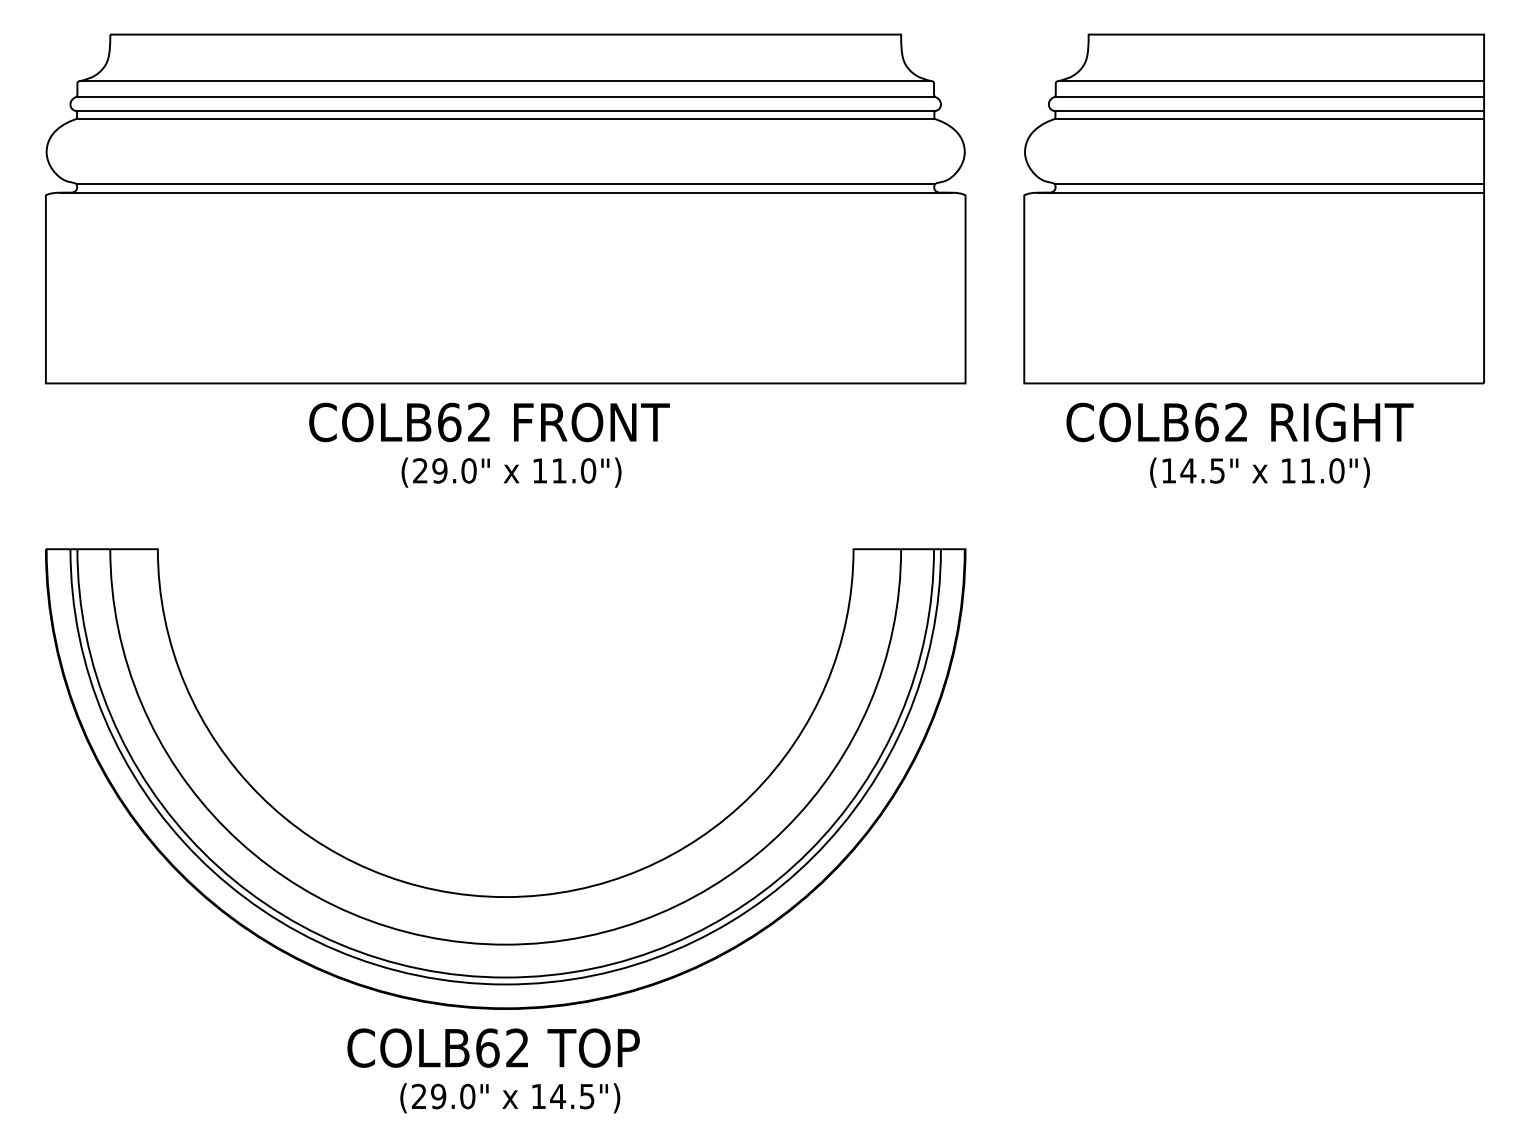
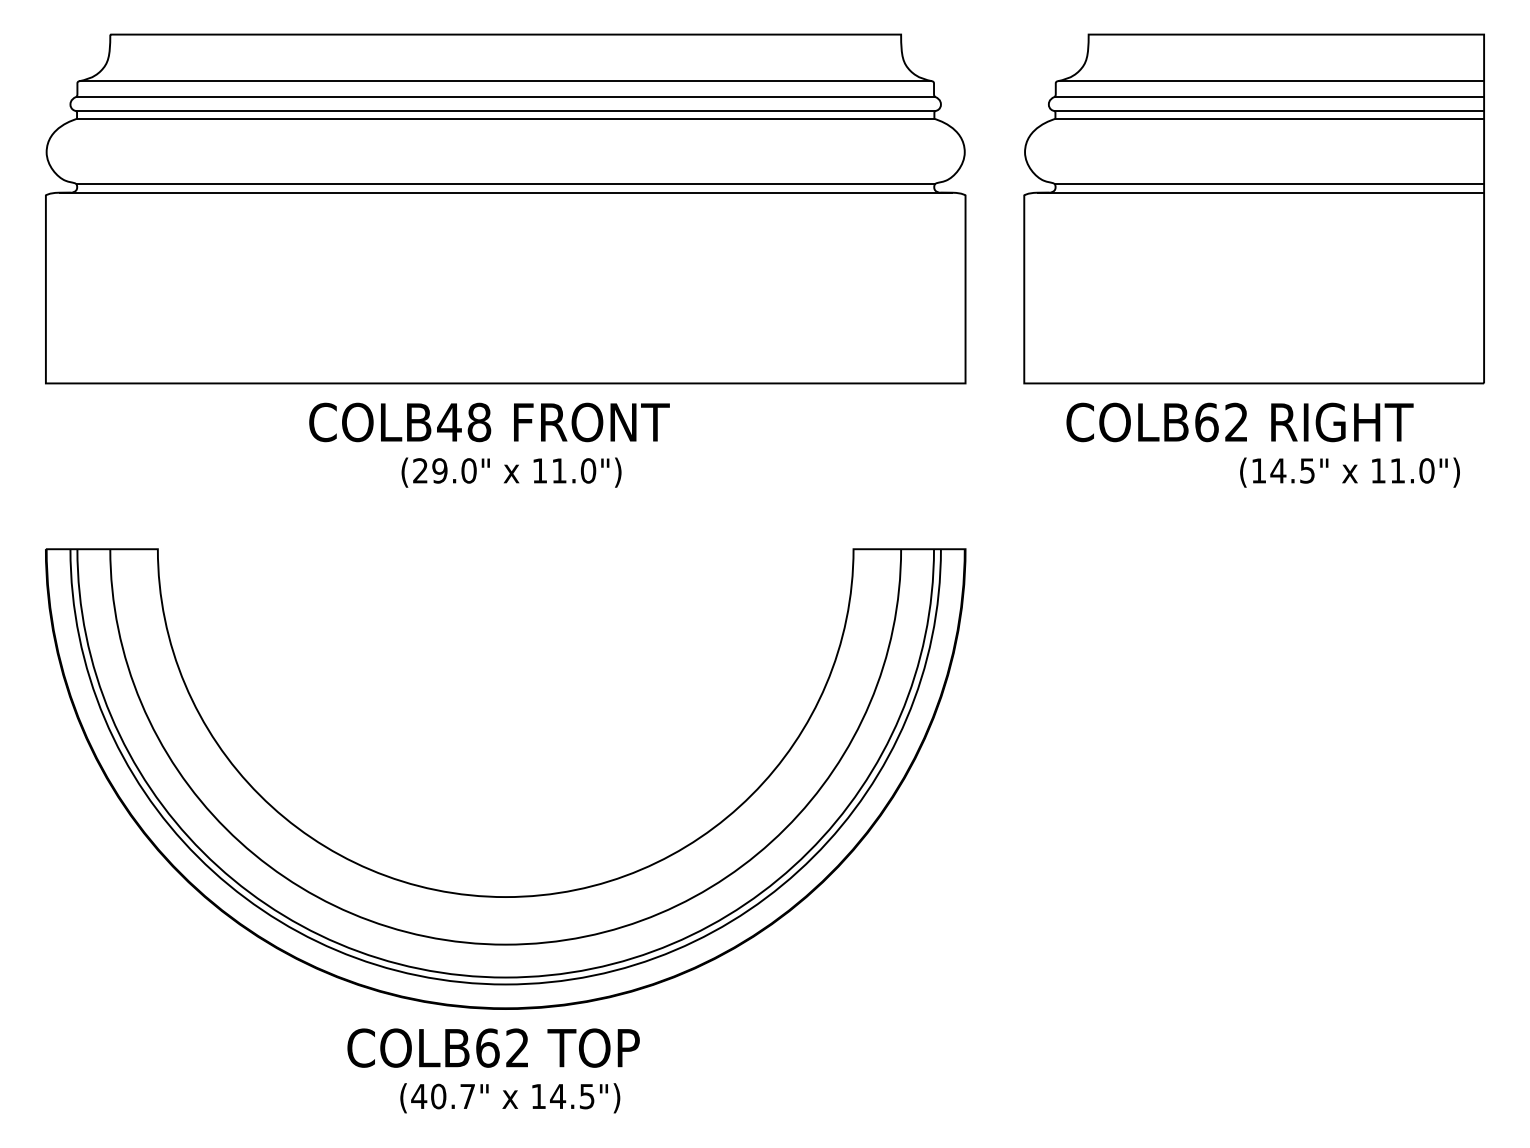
text: COLB62 -> COLB48 (464, 422)
text position: (1259, 472) -> (1349, 472) (1349, 472)
text: (29.0" -> (40.7" (443, 1096)
